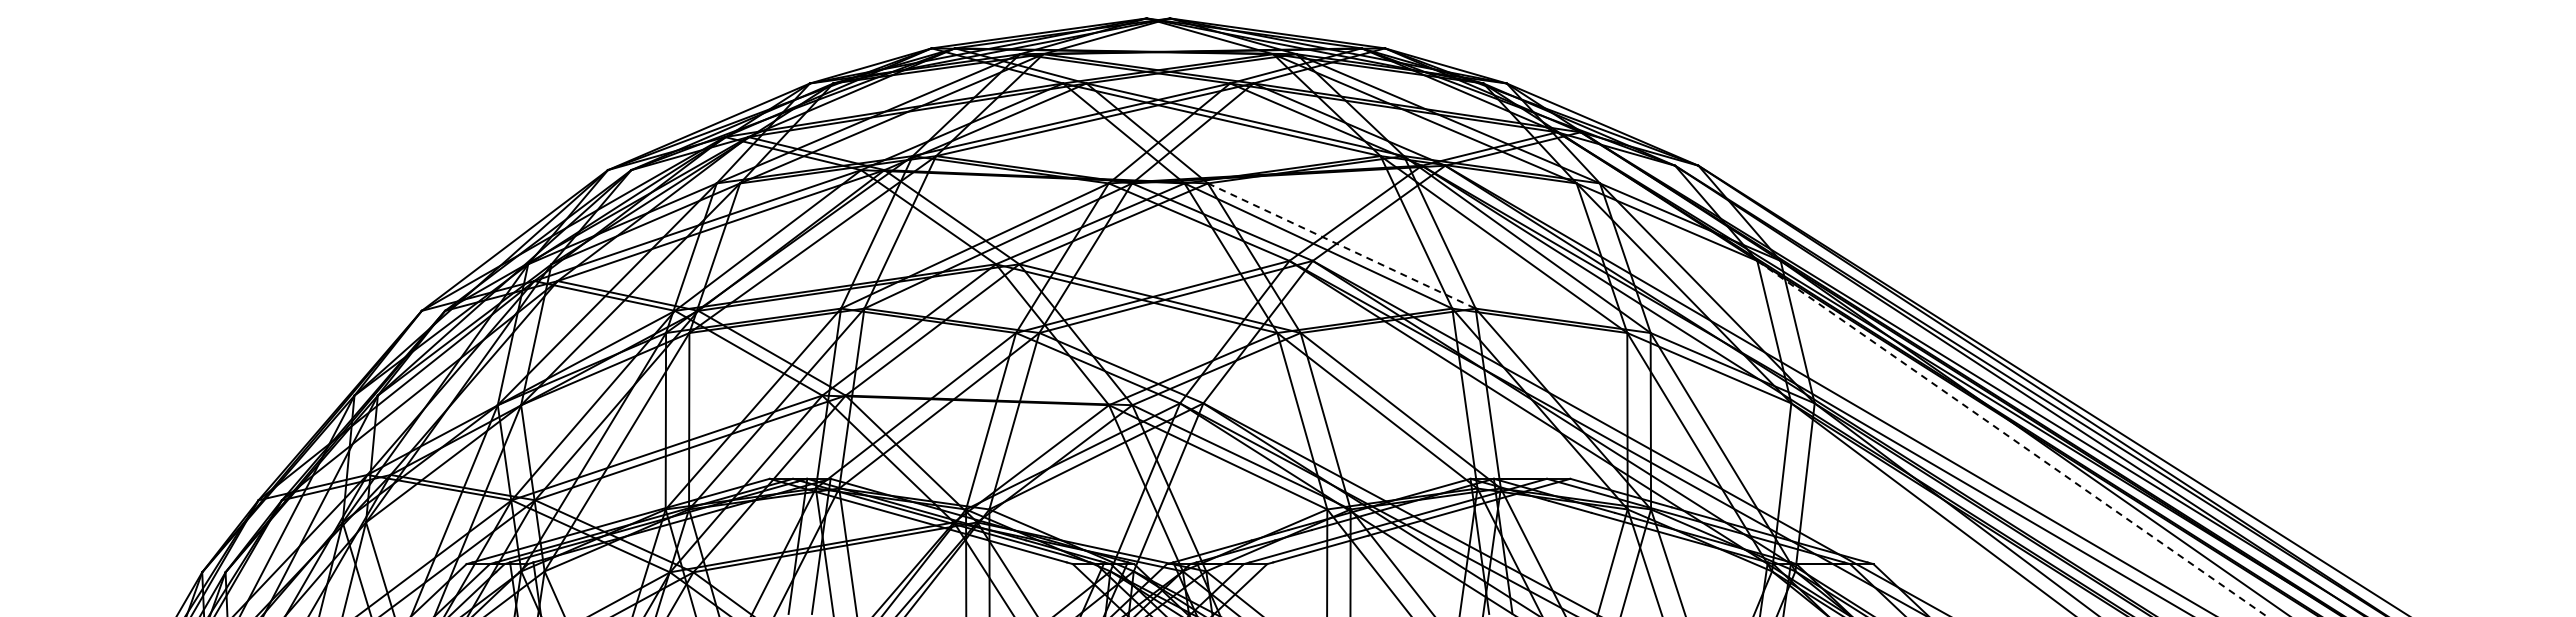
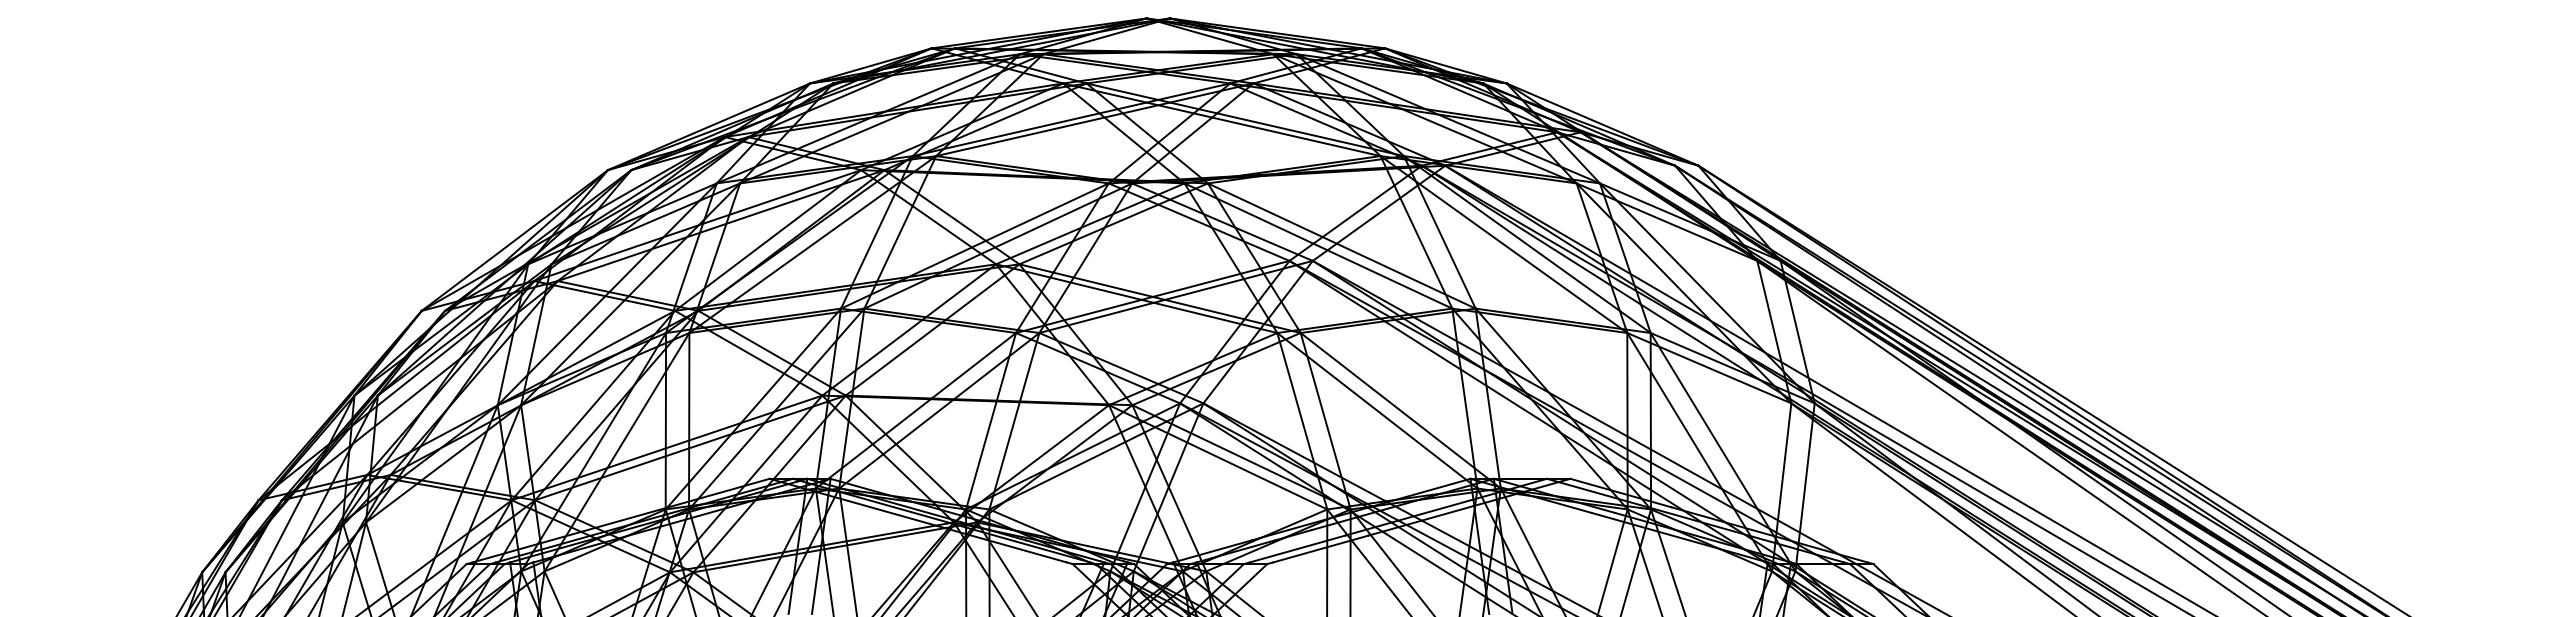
line: dashed -> solid (1341, 246)
line: dashed -> solid (2012, 438)
